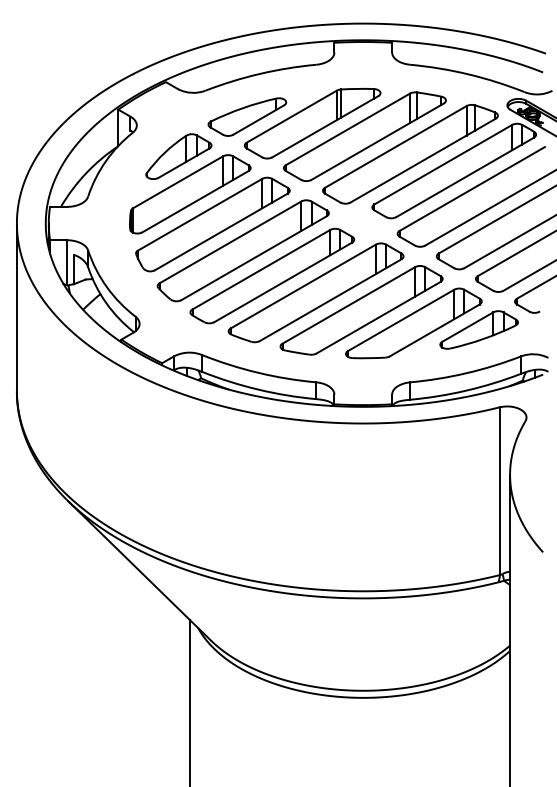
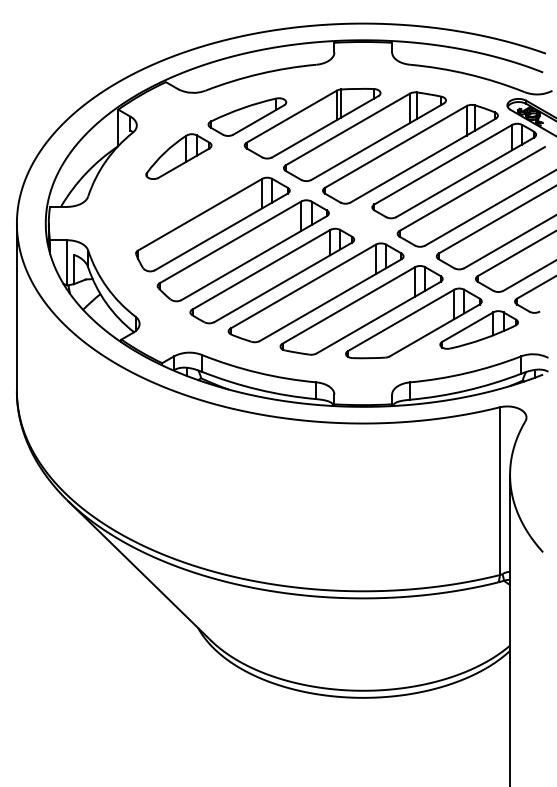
part: present -> none (190, 194)
line: present -> none (190, 701)
